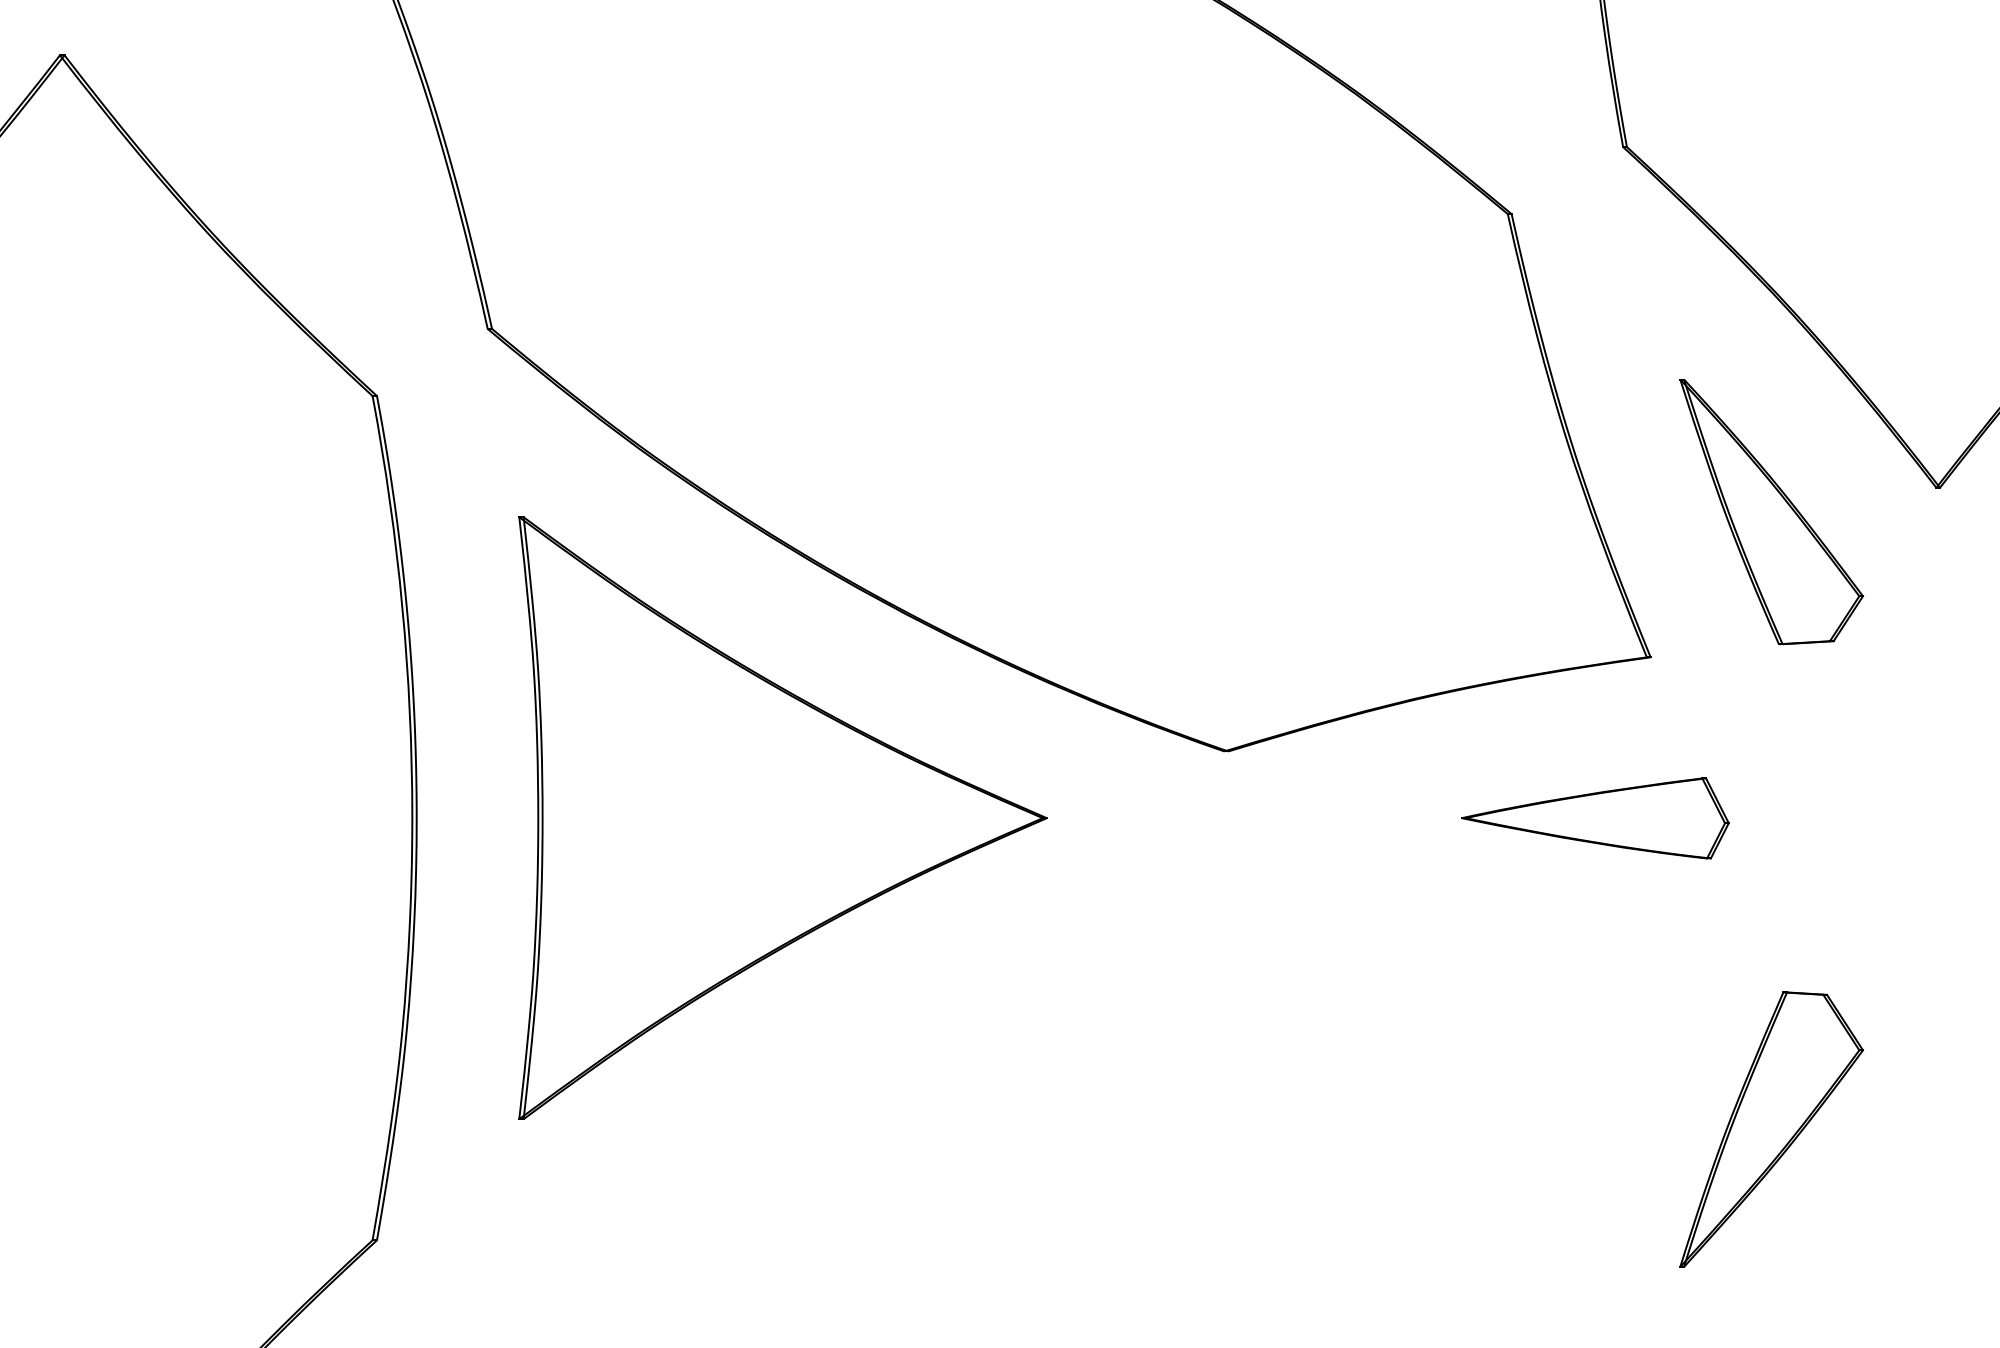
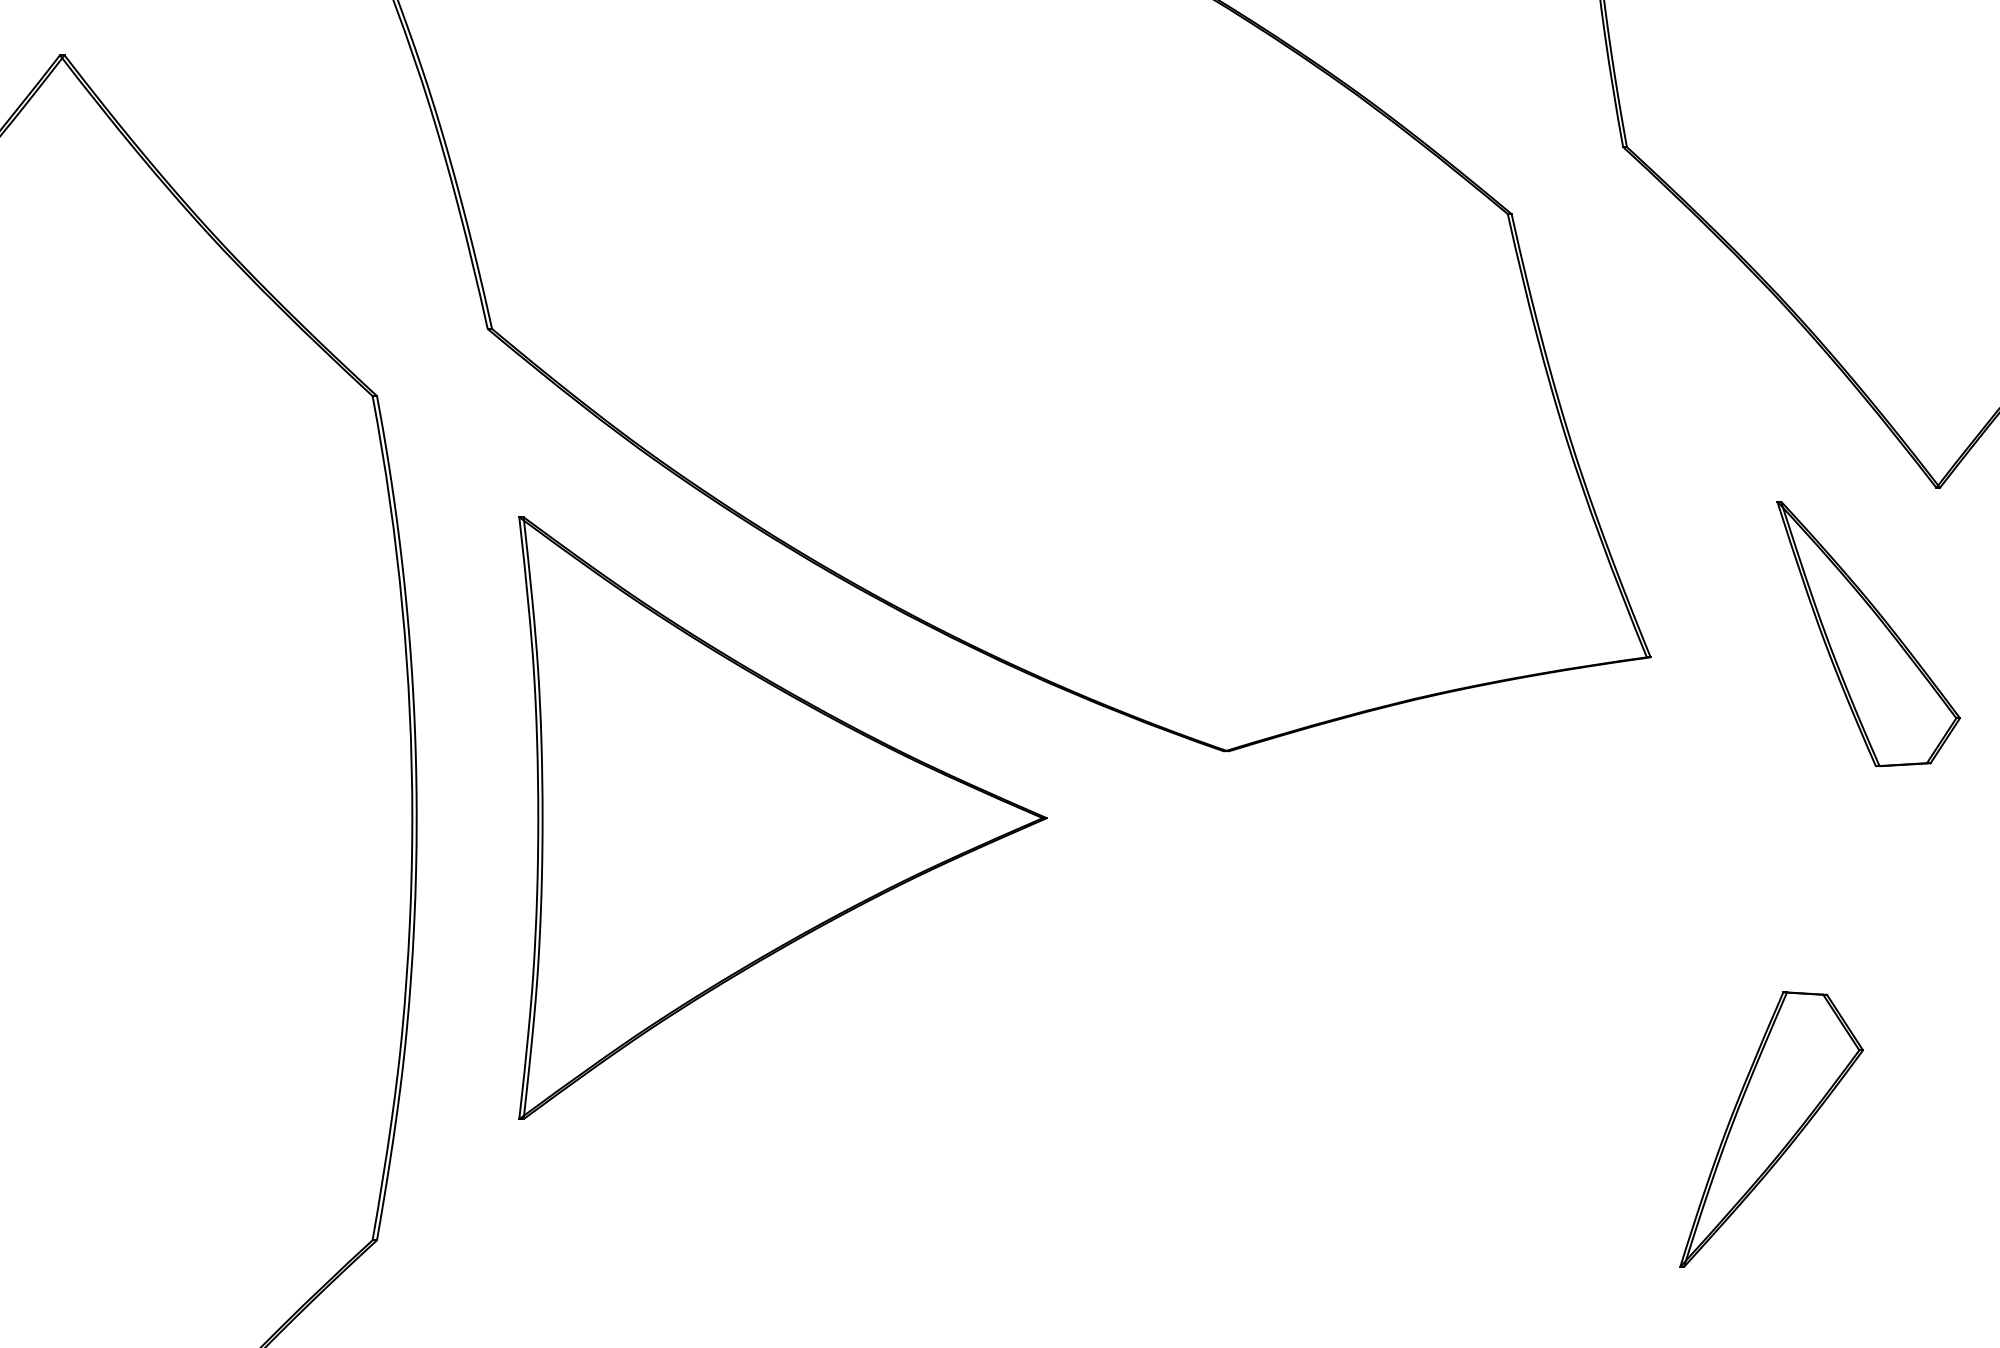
part position: (1771, 512) -> (1868, 634) (1868, 634)
part: present -> none (1595, 818)
